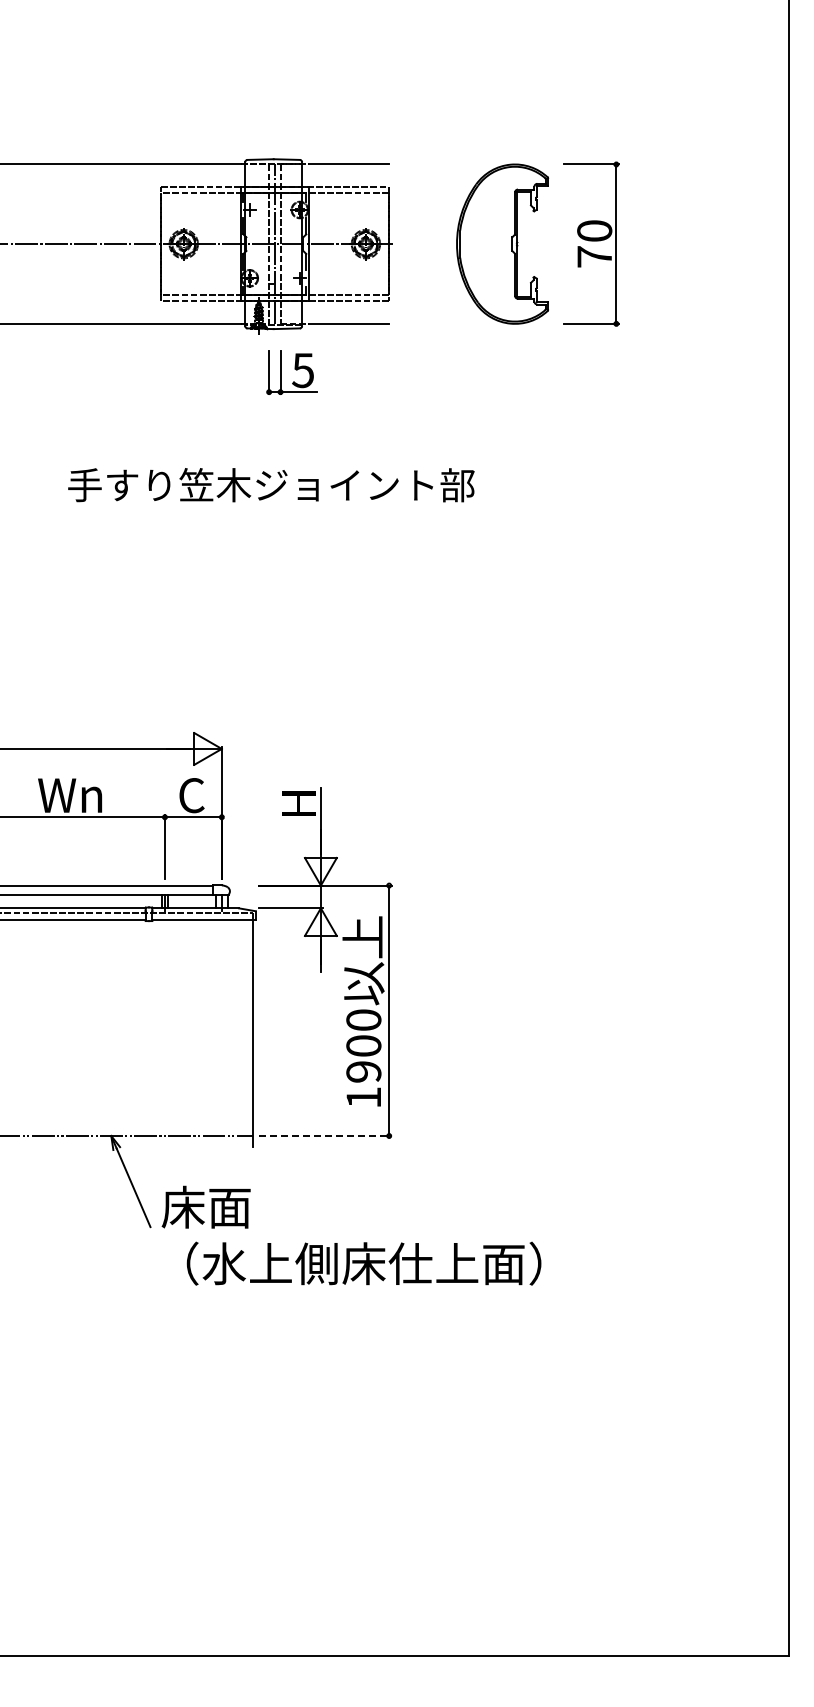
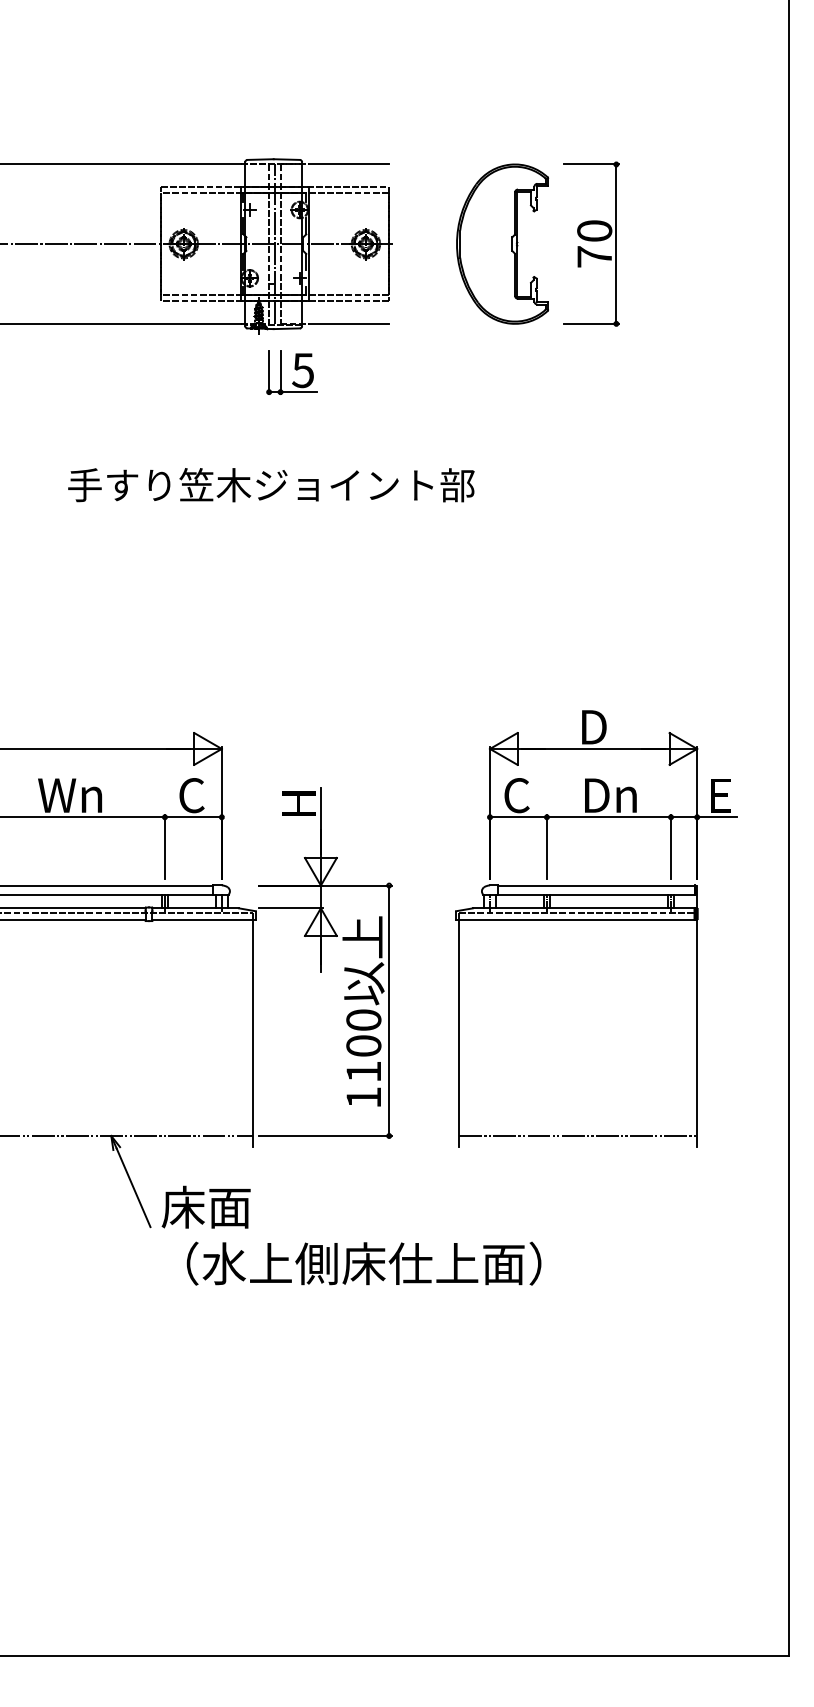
part: none -> present (596, 920)
text: 1900 -> 1100 (363, 1071)
line: dashed -> solid (325, 1136)
